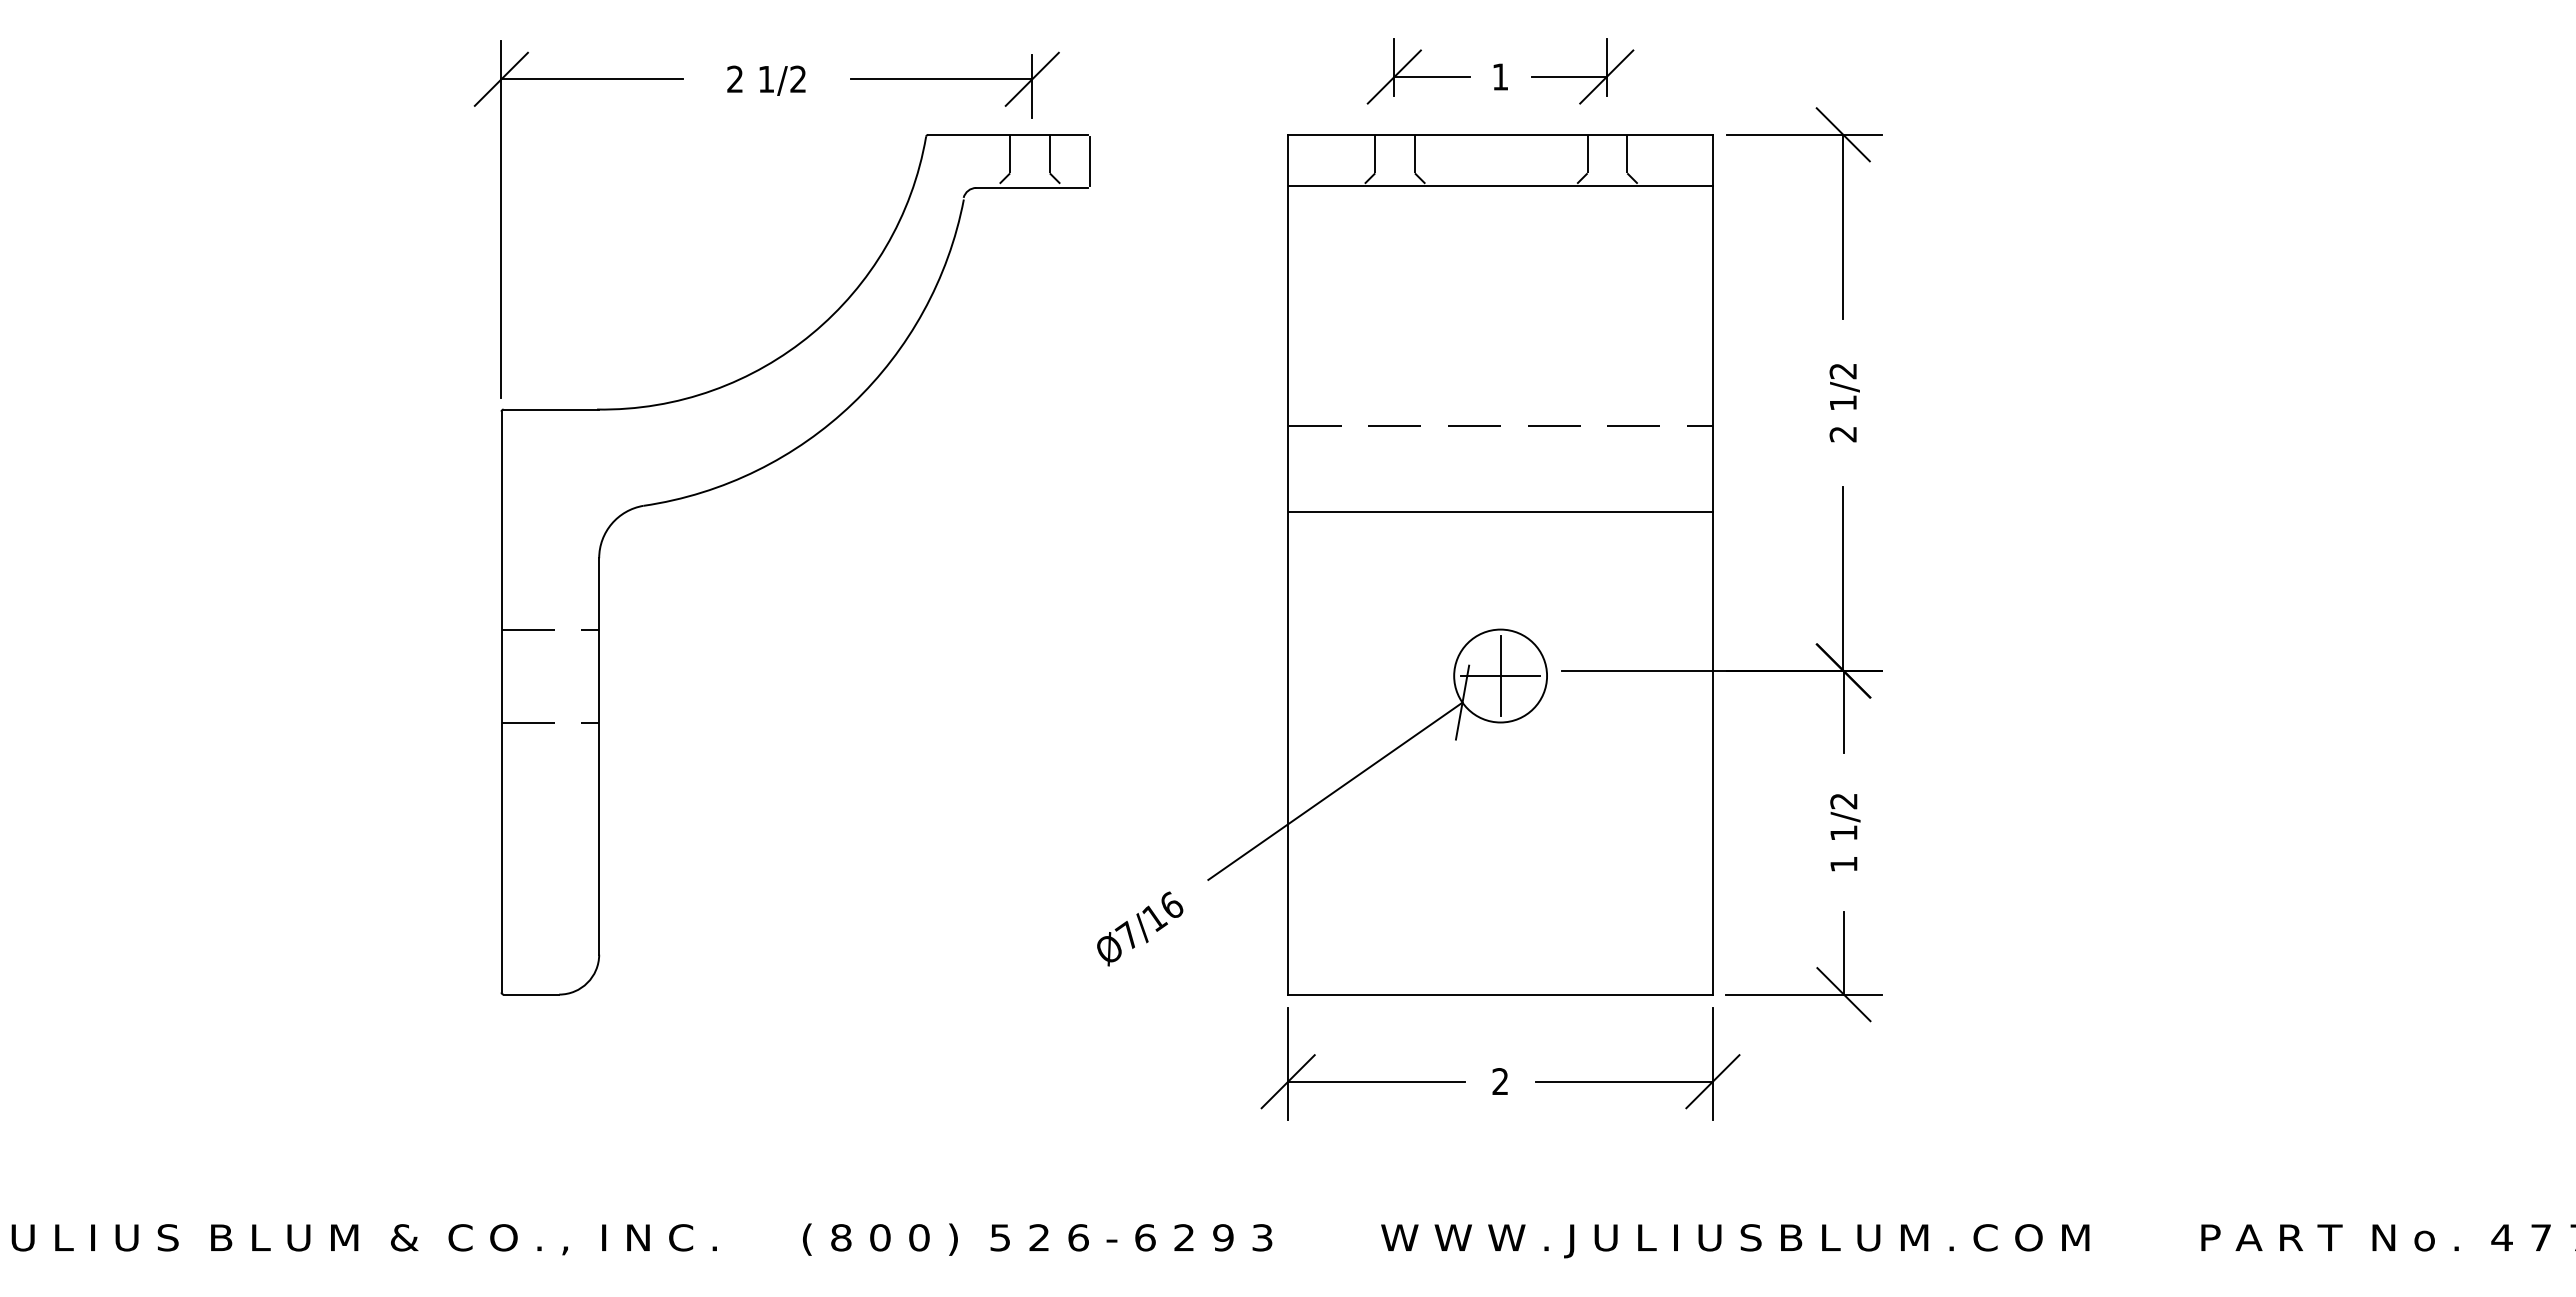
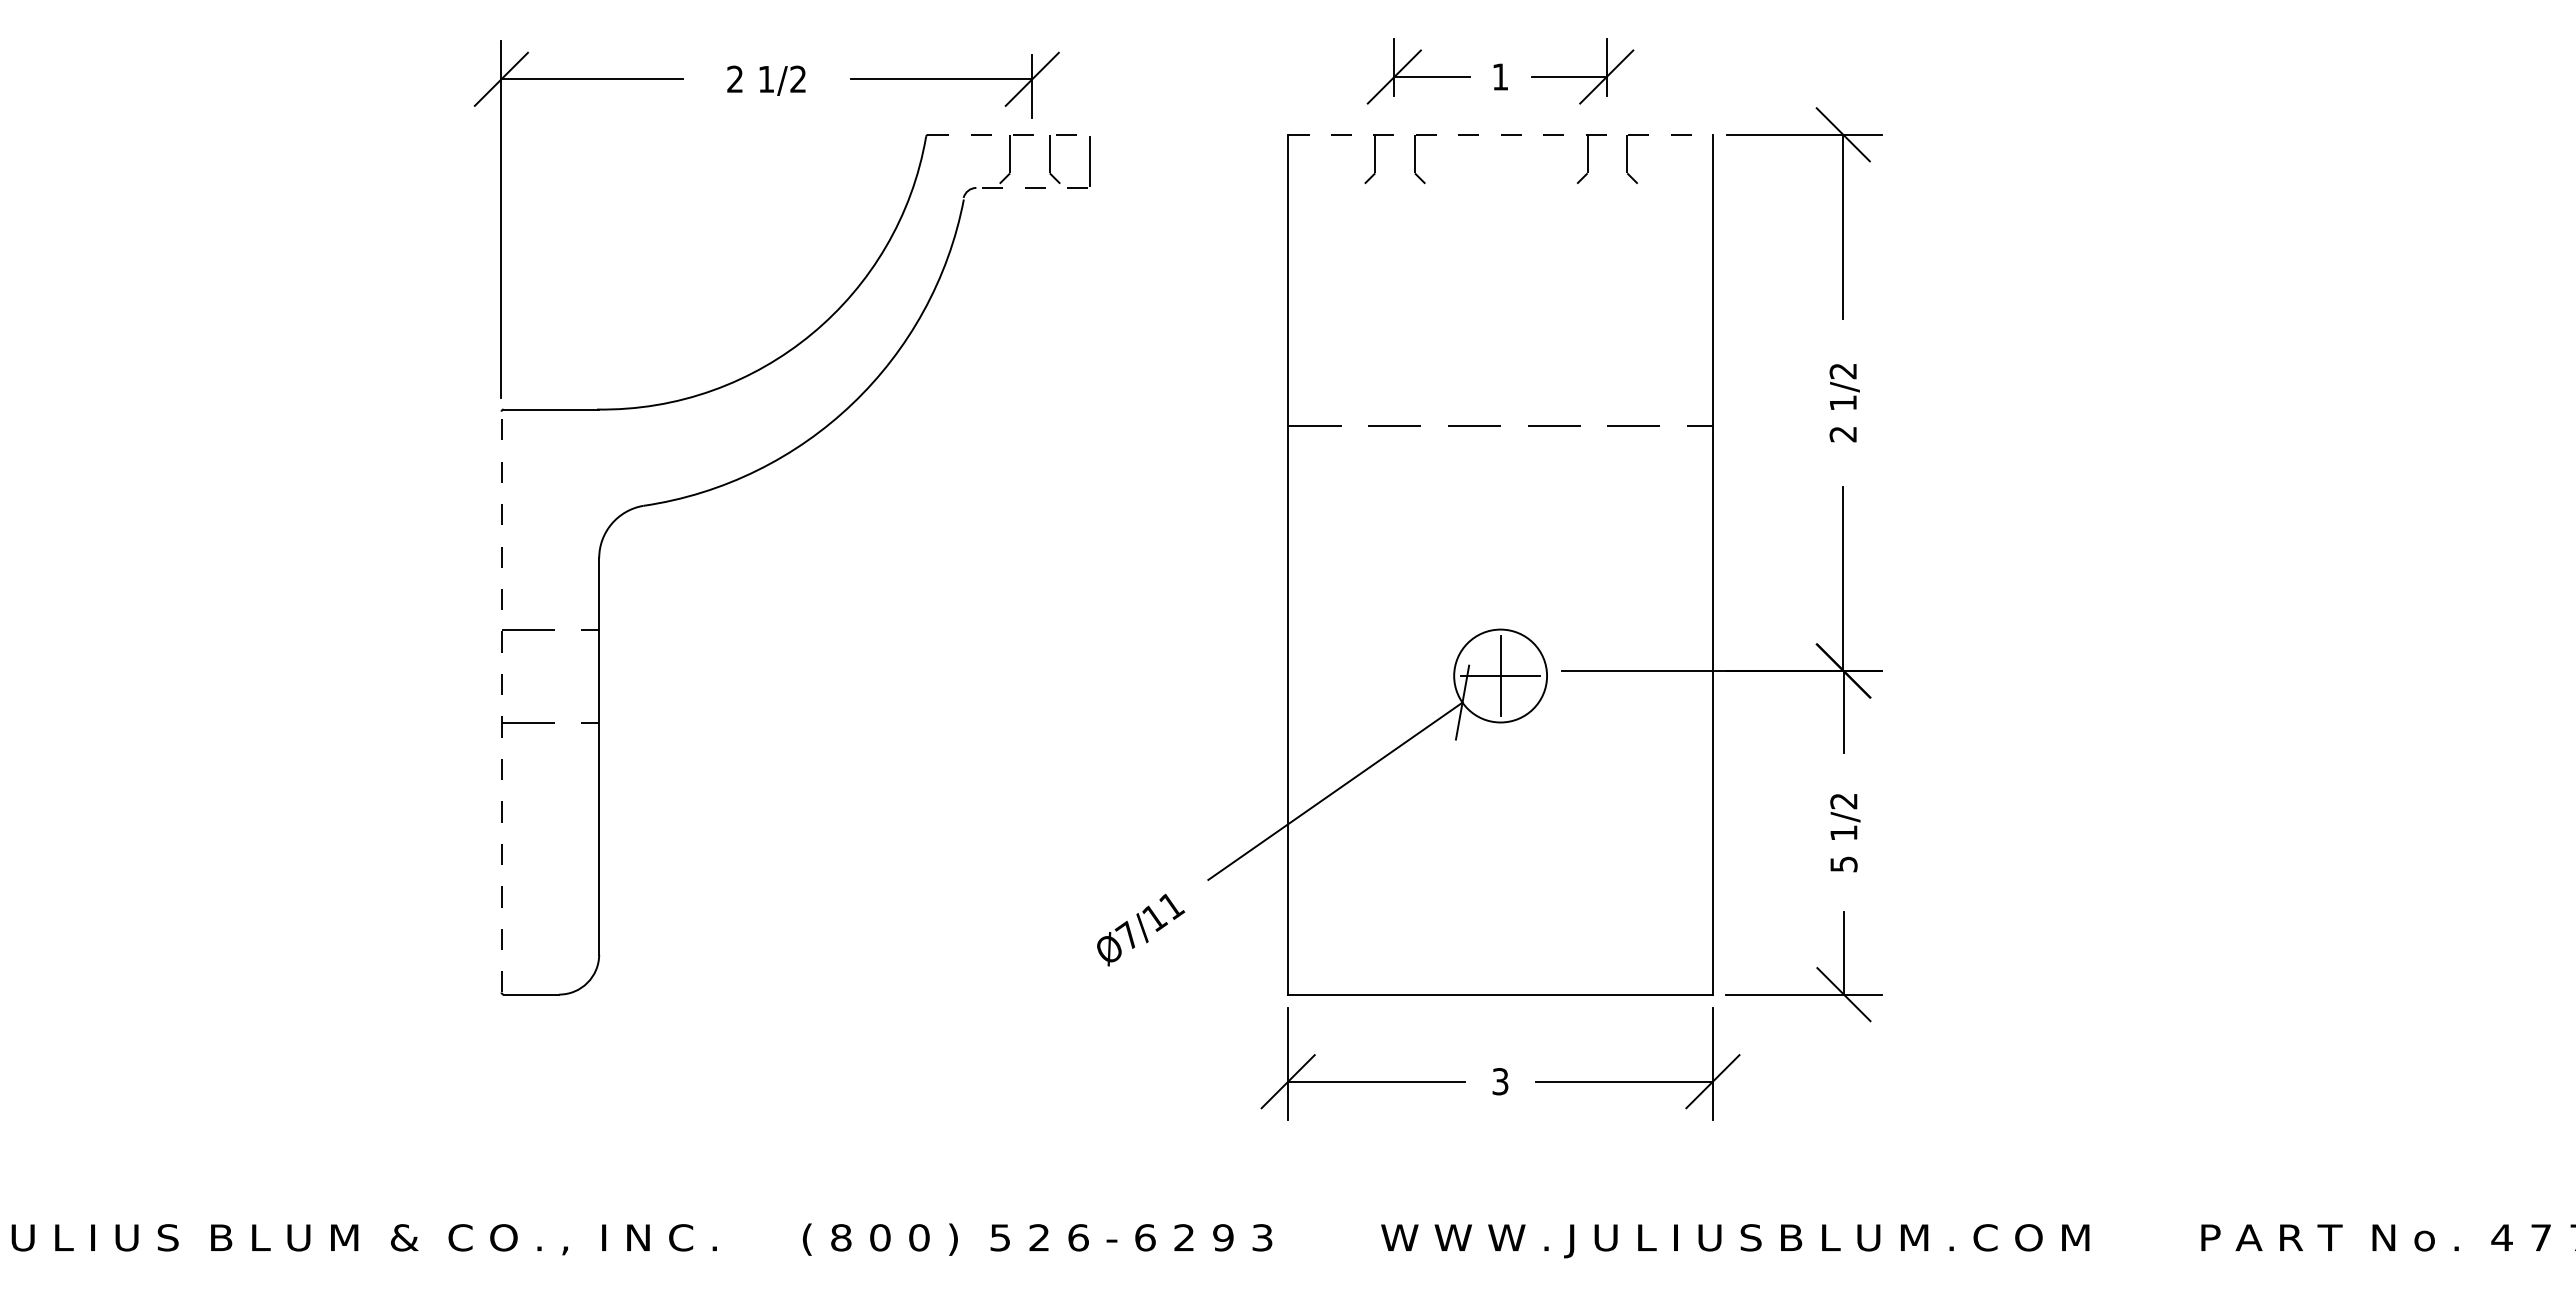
line: solid -> dashed (1008, 134)
line: solid -> dashed (1501, 134)
line: present -> none (1500, 186)
line: solid -> dashed (1032, 187)
line: present -> none (1500, 511)
line: solid -> dashed (501, 701)
text: 1 -> 5 (1843, 864)
text: Ø7/16 -> Ø7/11 (1172, 905)
text: 2 -> 3 (1500, 1081)
